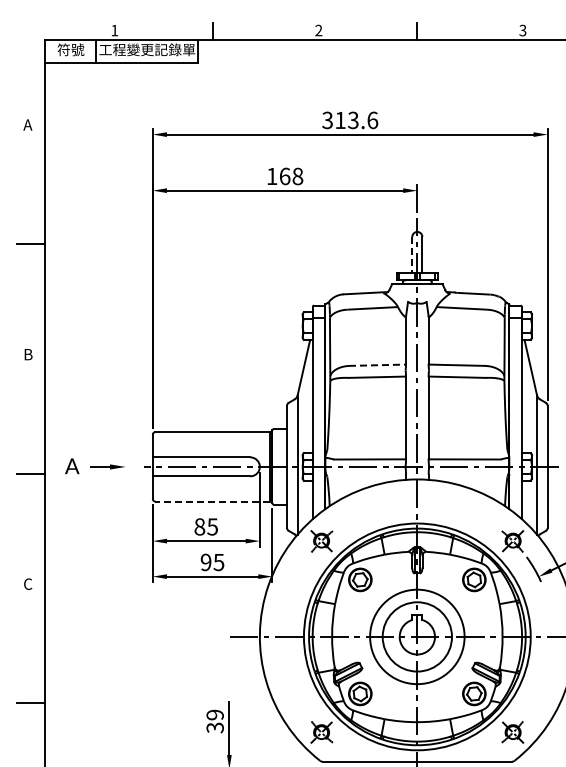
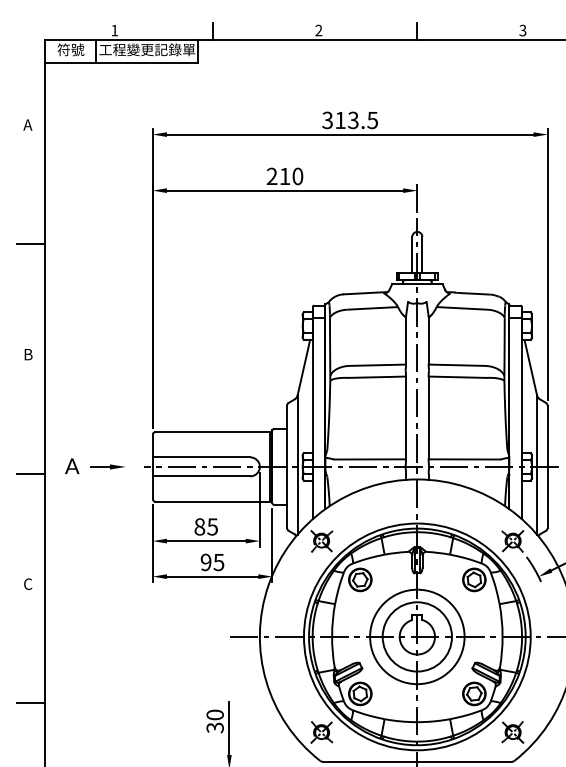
text: 313.6 -> 313.5 (372, 120)
text: 168 -> 210 (284, 176)
line: dashed -> solid (412, 254)
line: dashed -> solid (377, 365)
line: dashed -> solid (212, 501)
text: 39 -> 30 (214, 714)
